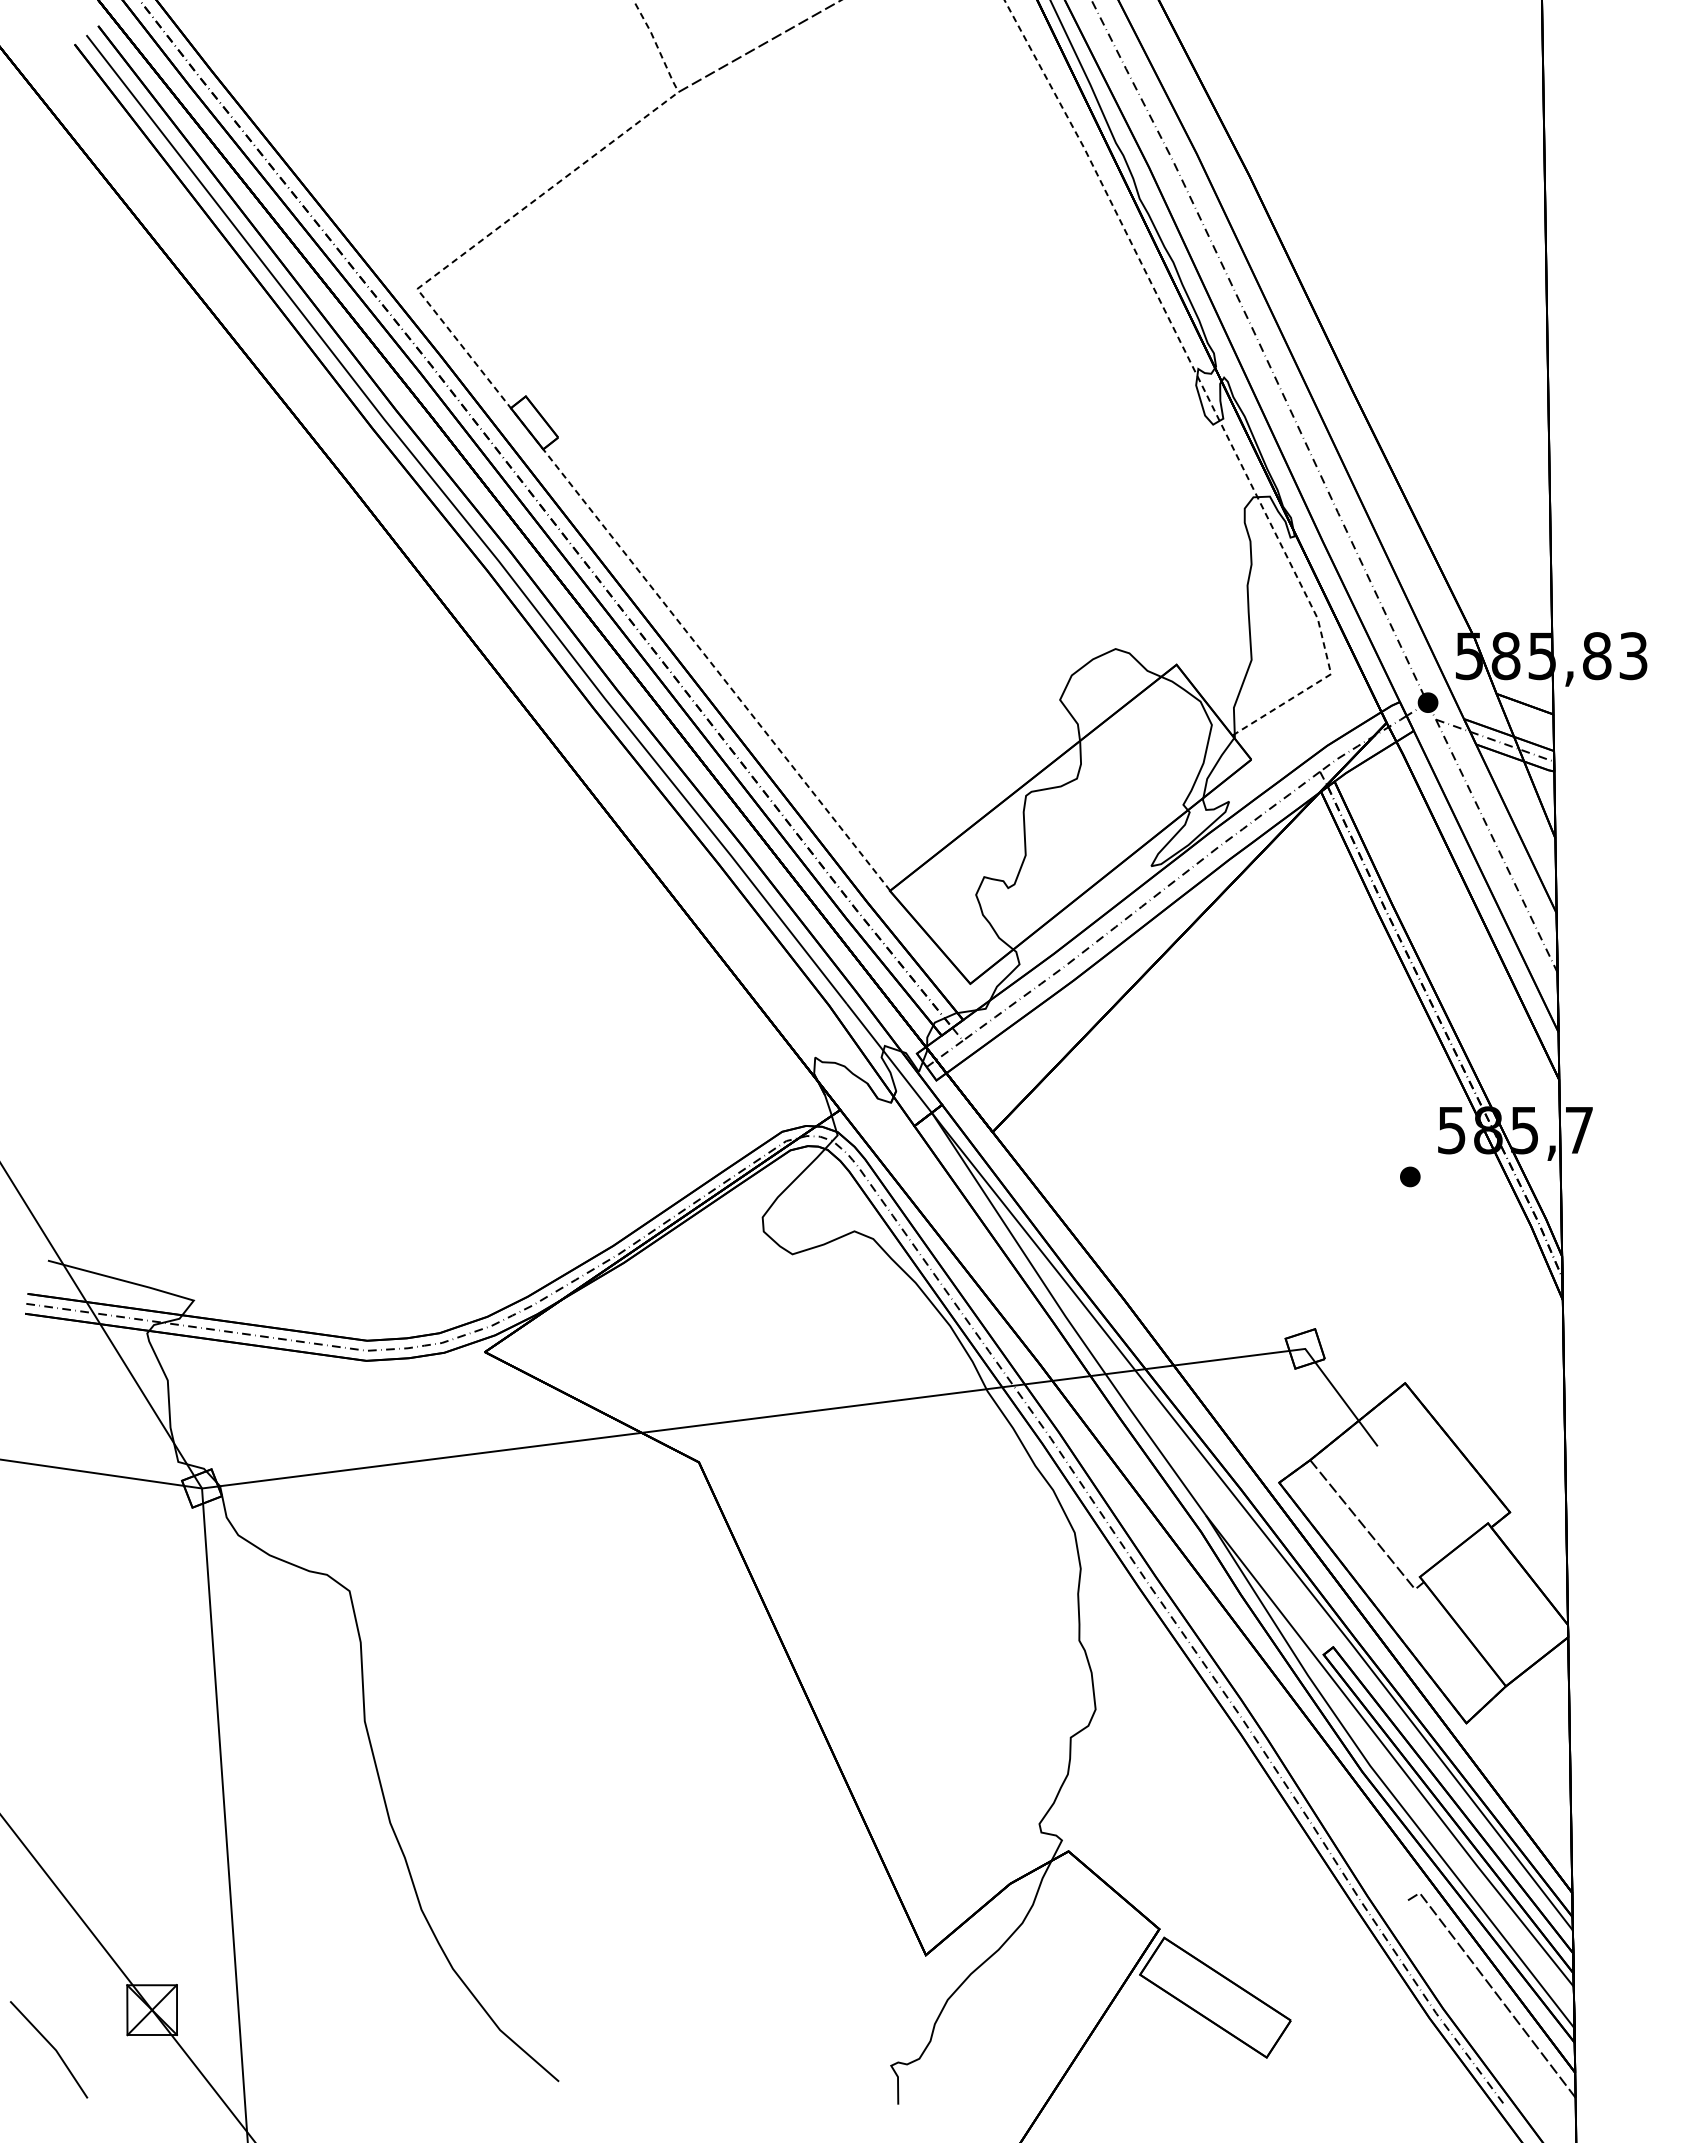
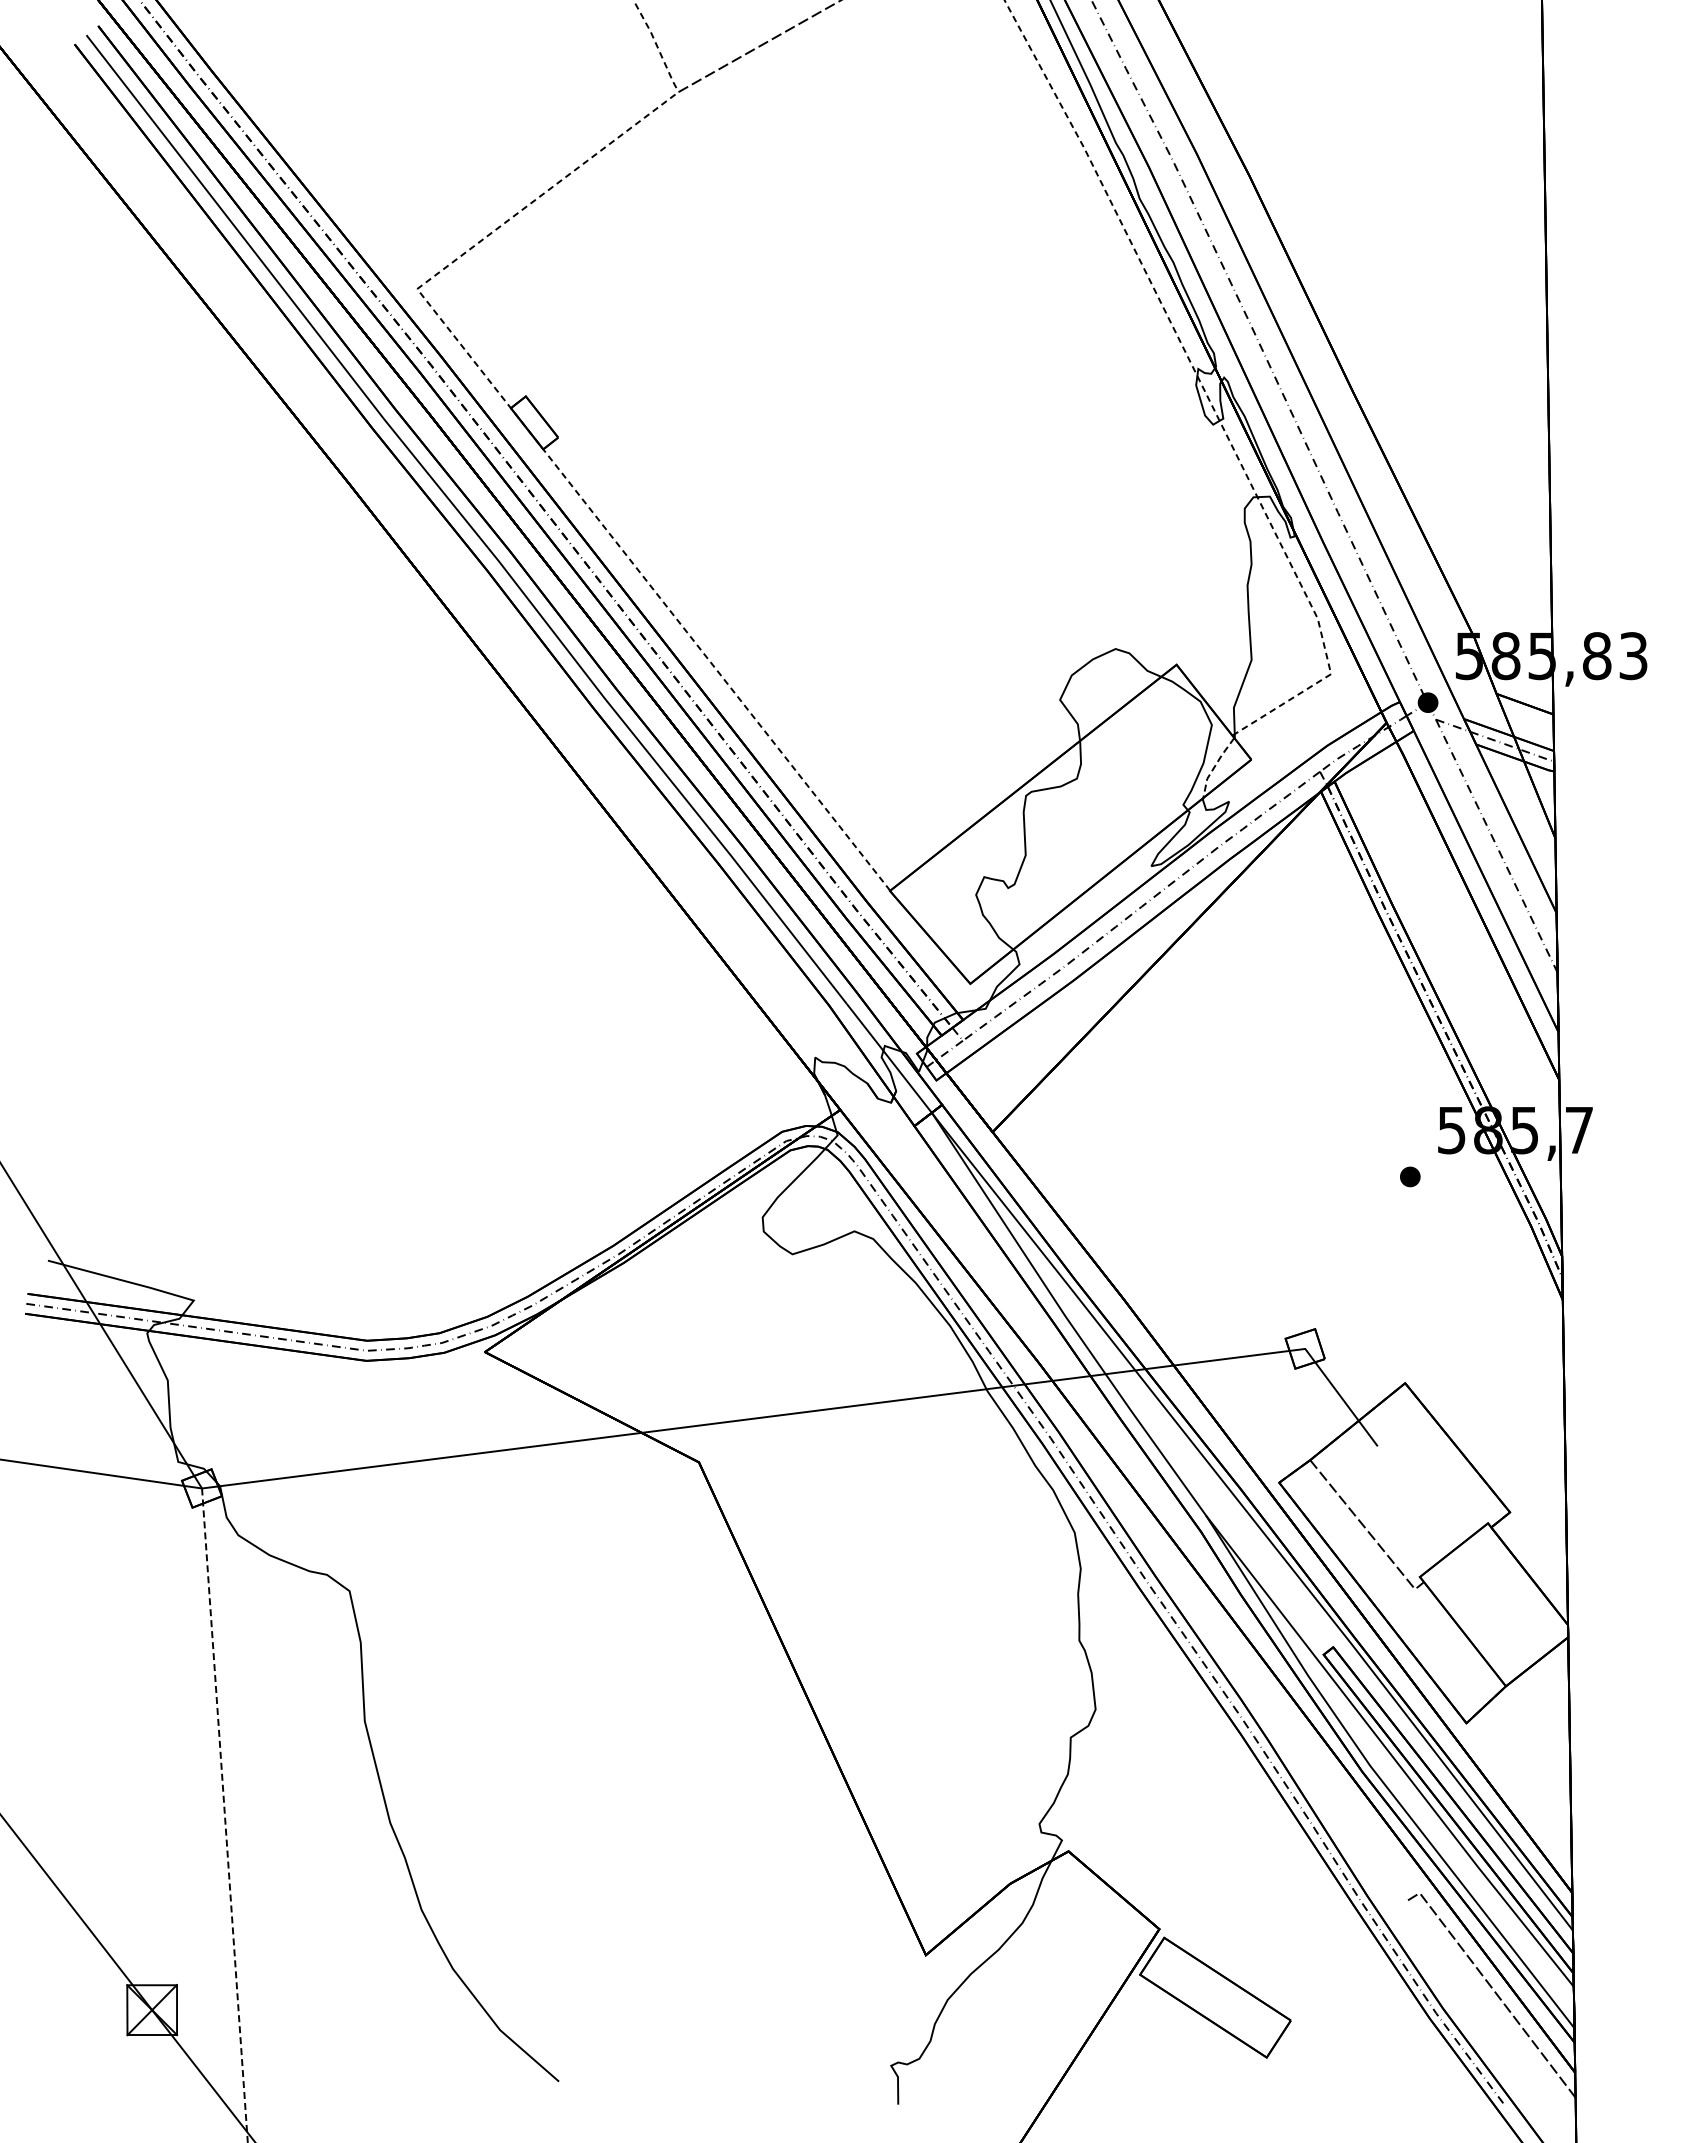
line: solid -> dashed (1215, 766)
line: solid -> dashed (224, 1815)
line: present -> none (51, 2046)
